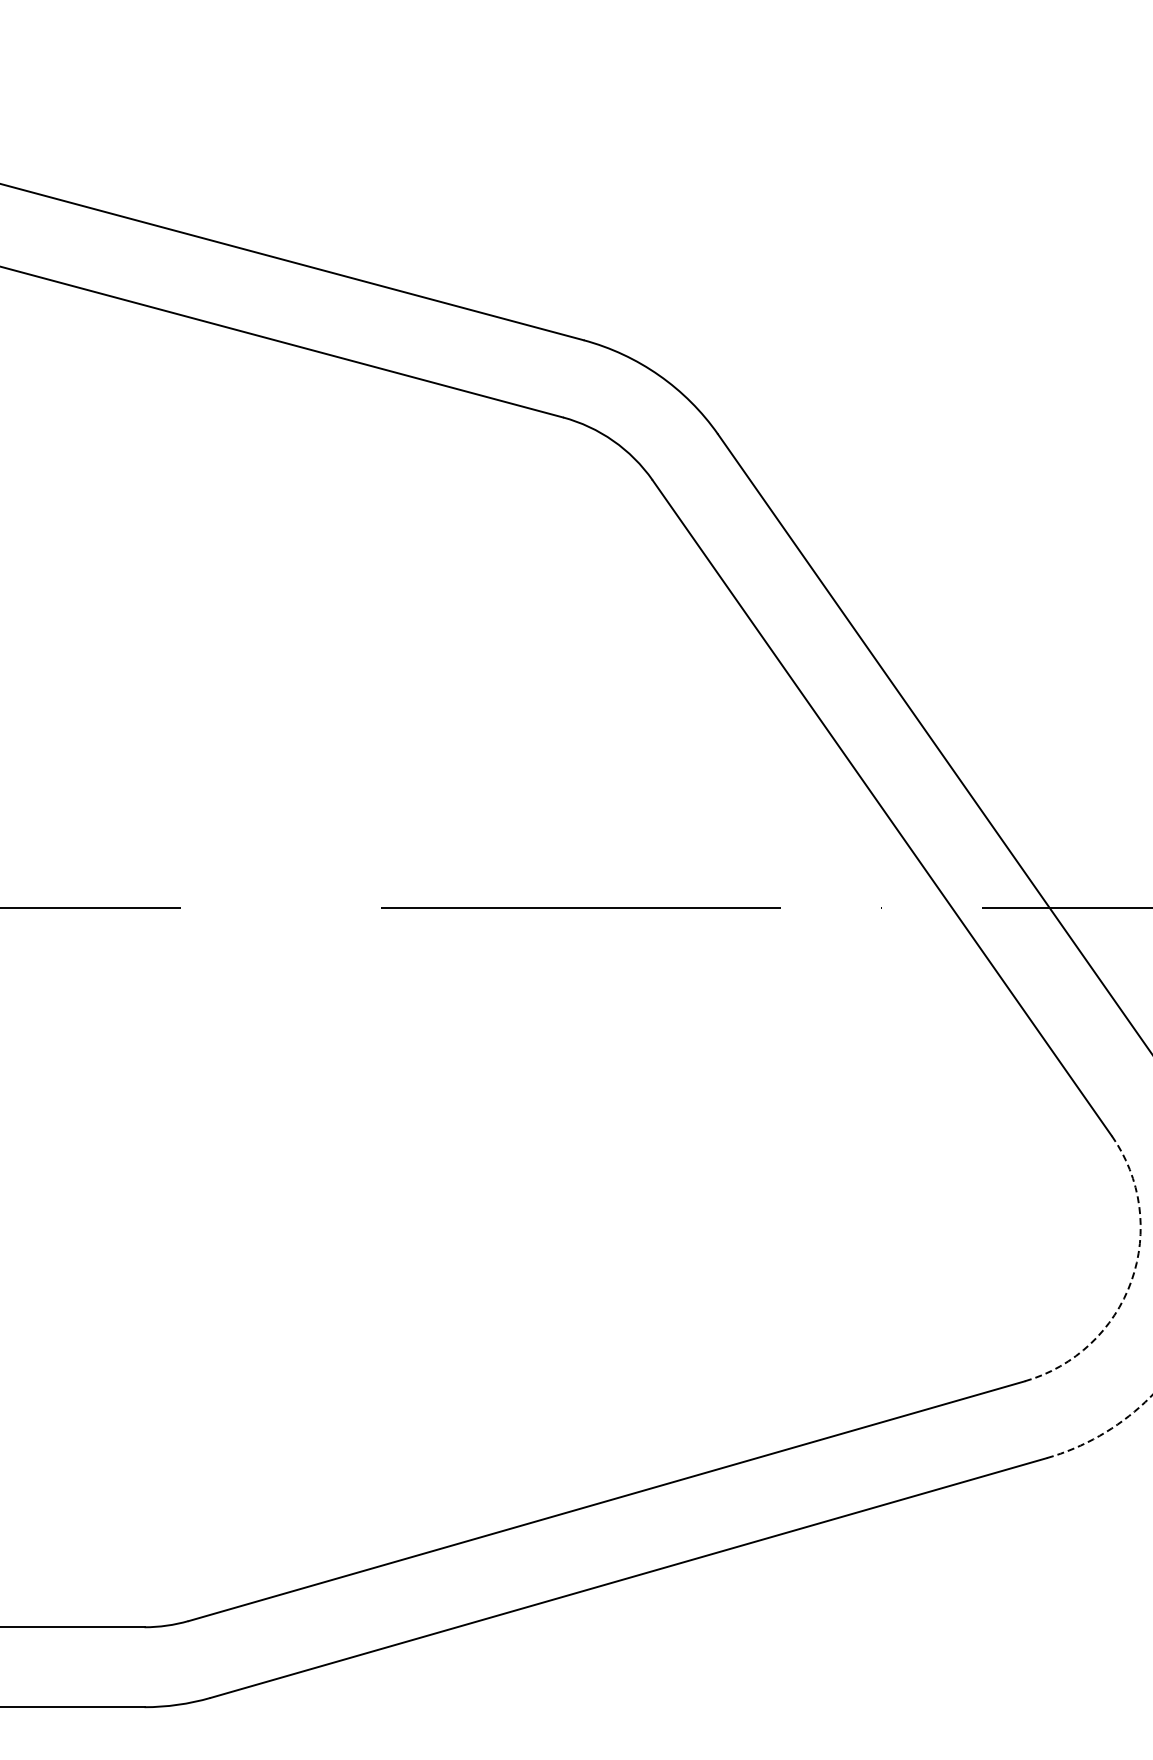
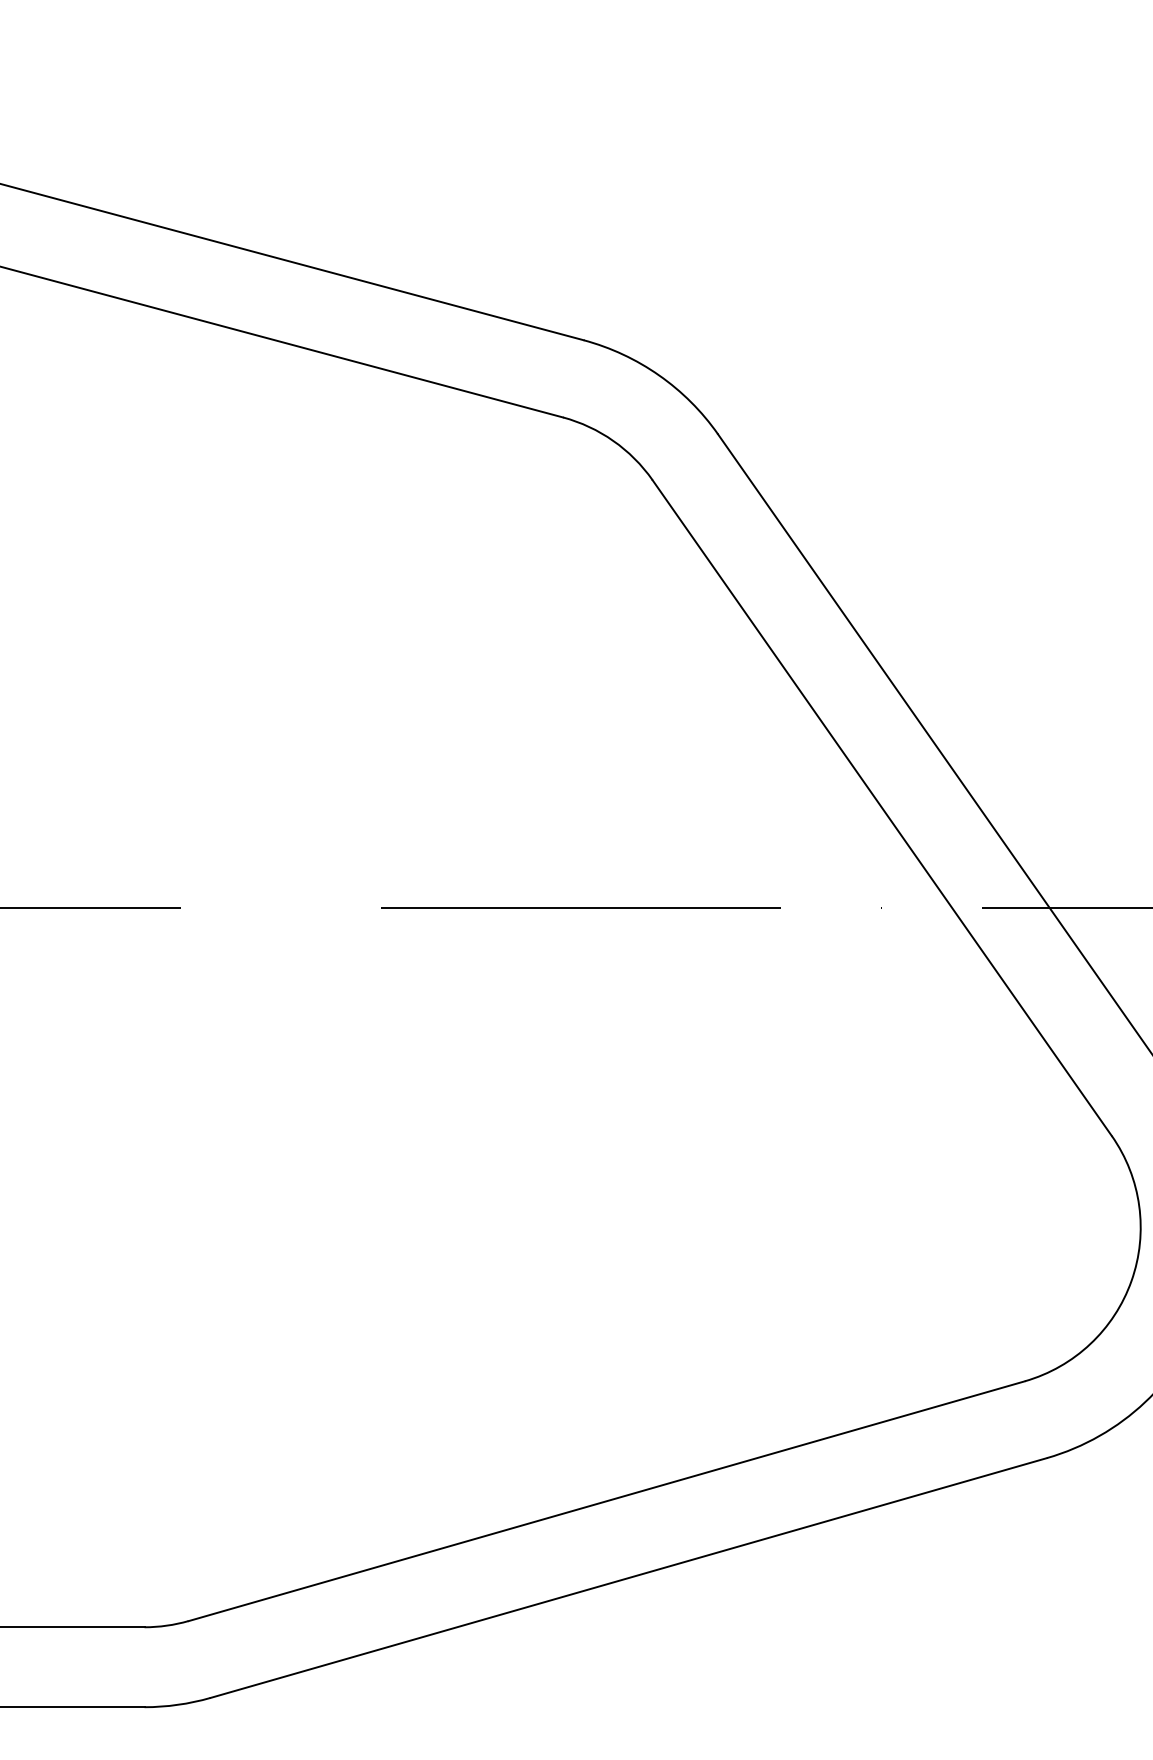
arc: dashed -> solid (1131, 1280)
arc: dashed -> solid (1104, 1432)
